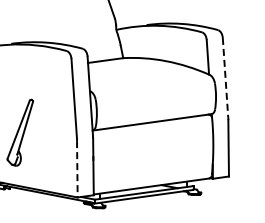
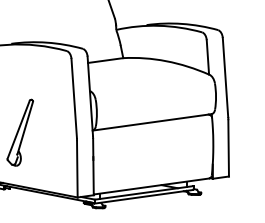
line: dashed -> solid (225, 77)
line: dashed -> solid (77, 169)
